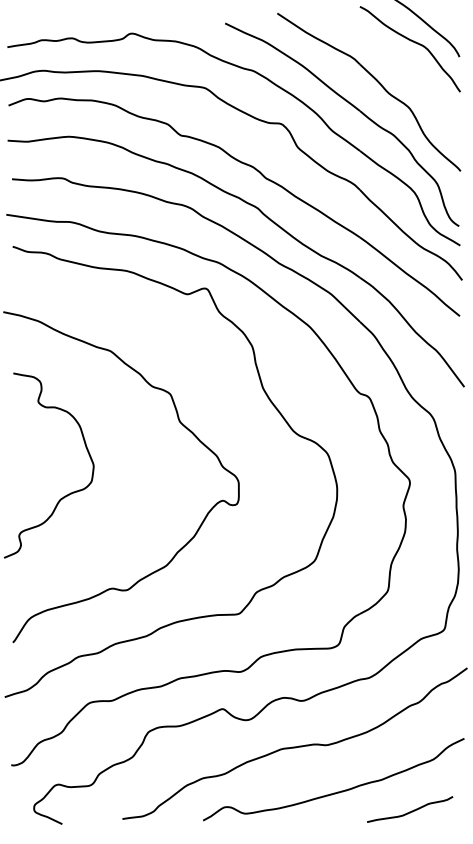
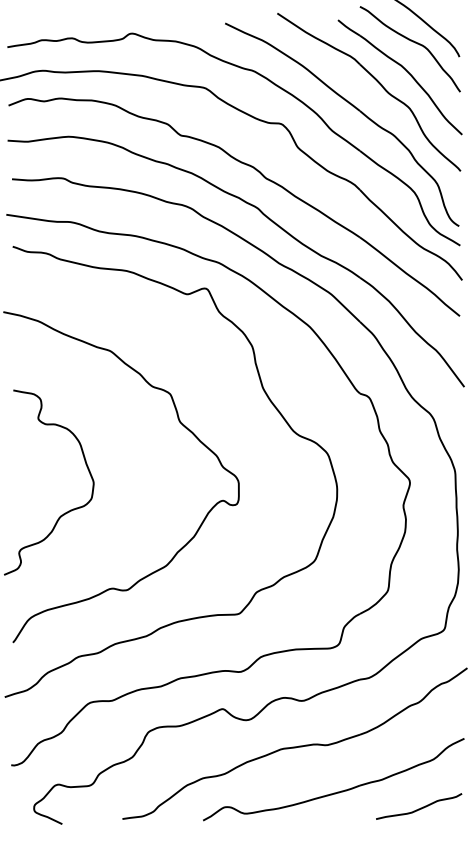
part: none -> present (405, 70)
curve position: (68, 493) -> (68, 510) (68, 510)
curve position: (411, 810) -> (420, 807) (420, 807)
